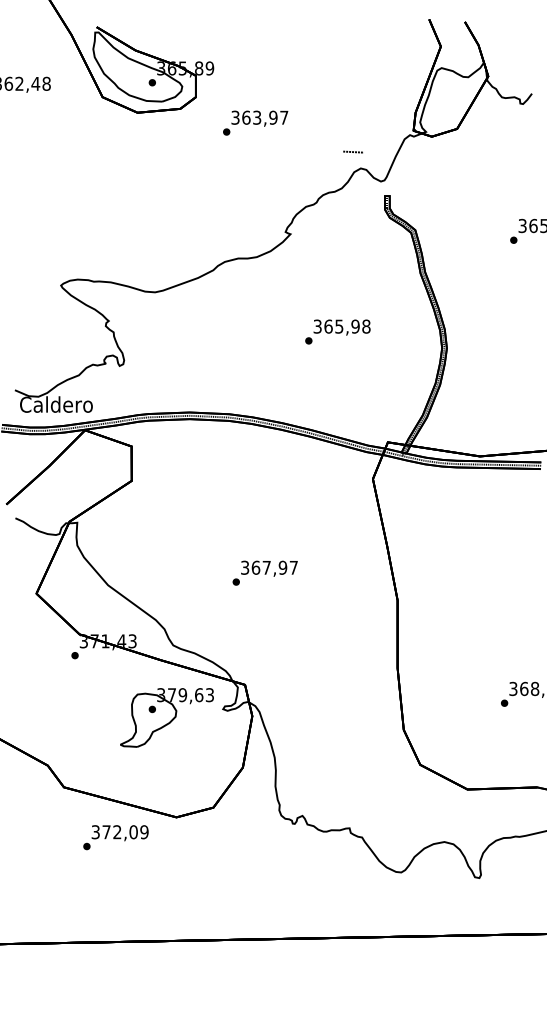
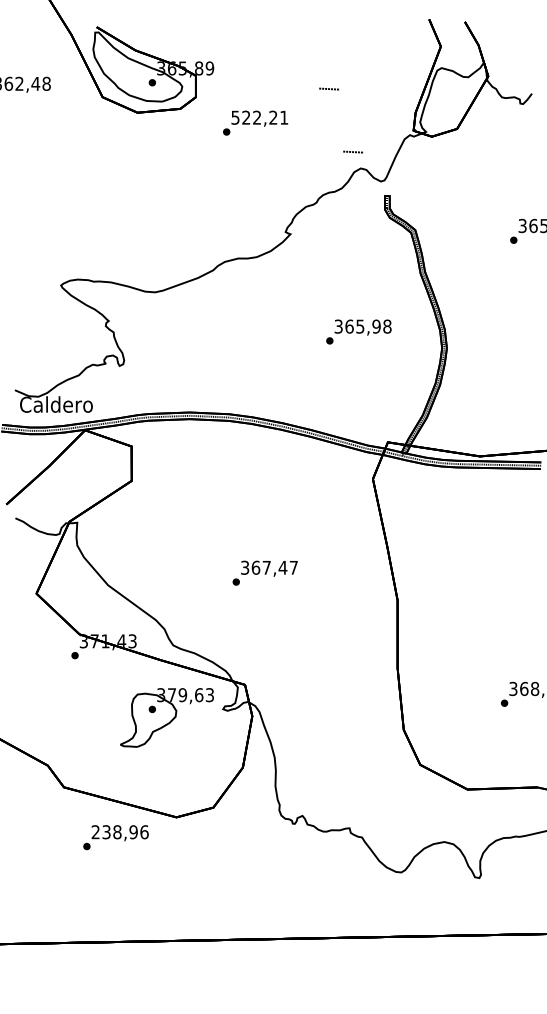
line: none -> present (328, 88)
text: 363,97 -> 522,21 (259, 117)
text position: (337, 331) -> (358, 331) (358, 331)
text: 367,97 -> 367,47 (282, 567)
text: 372,09 -> 238,96 (119, 832)
